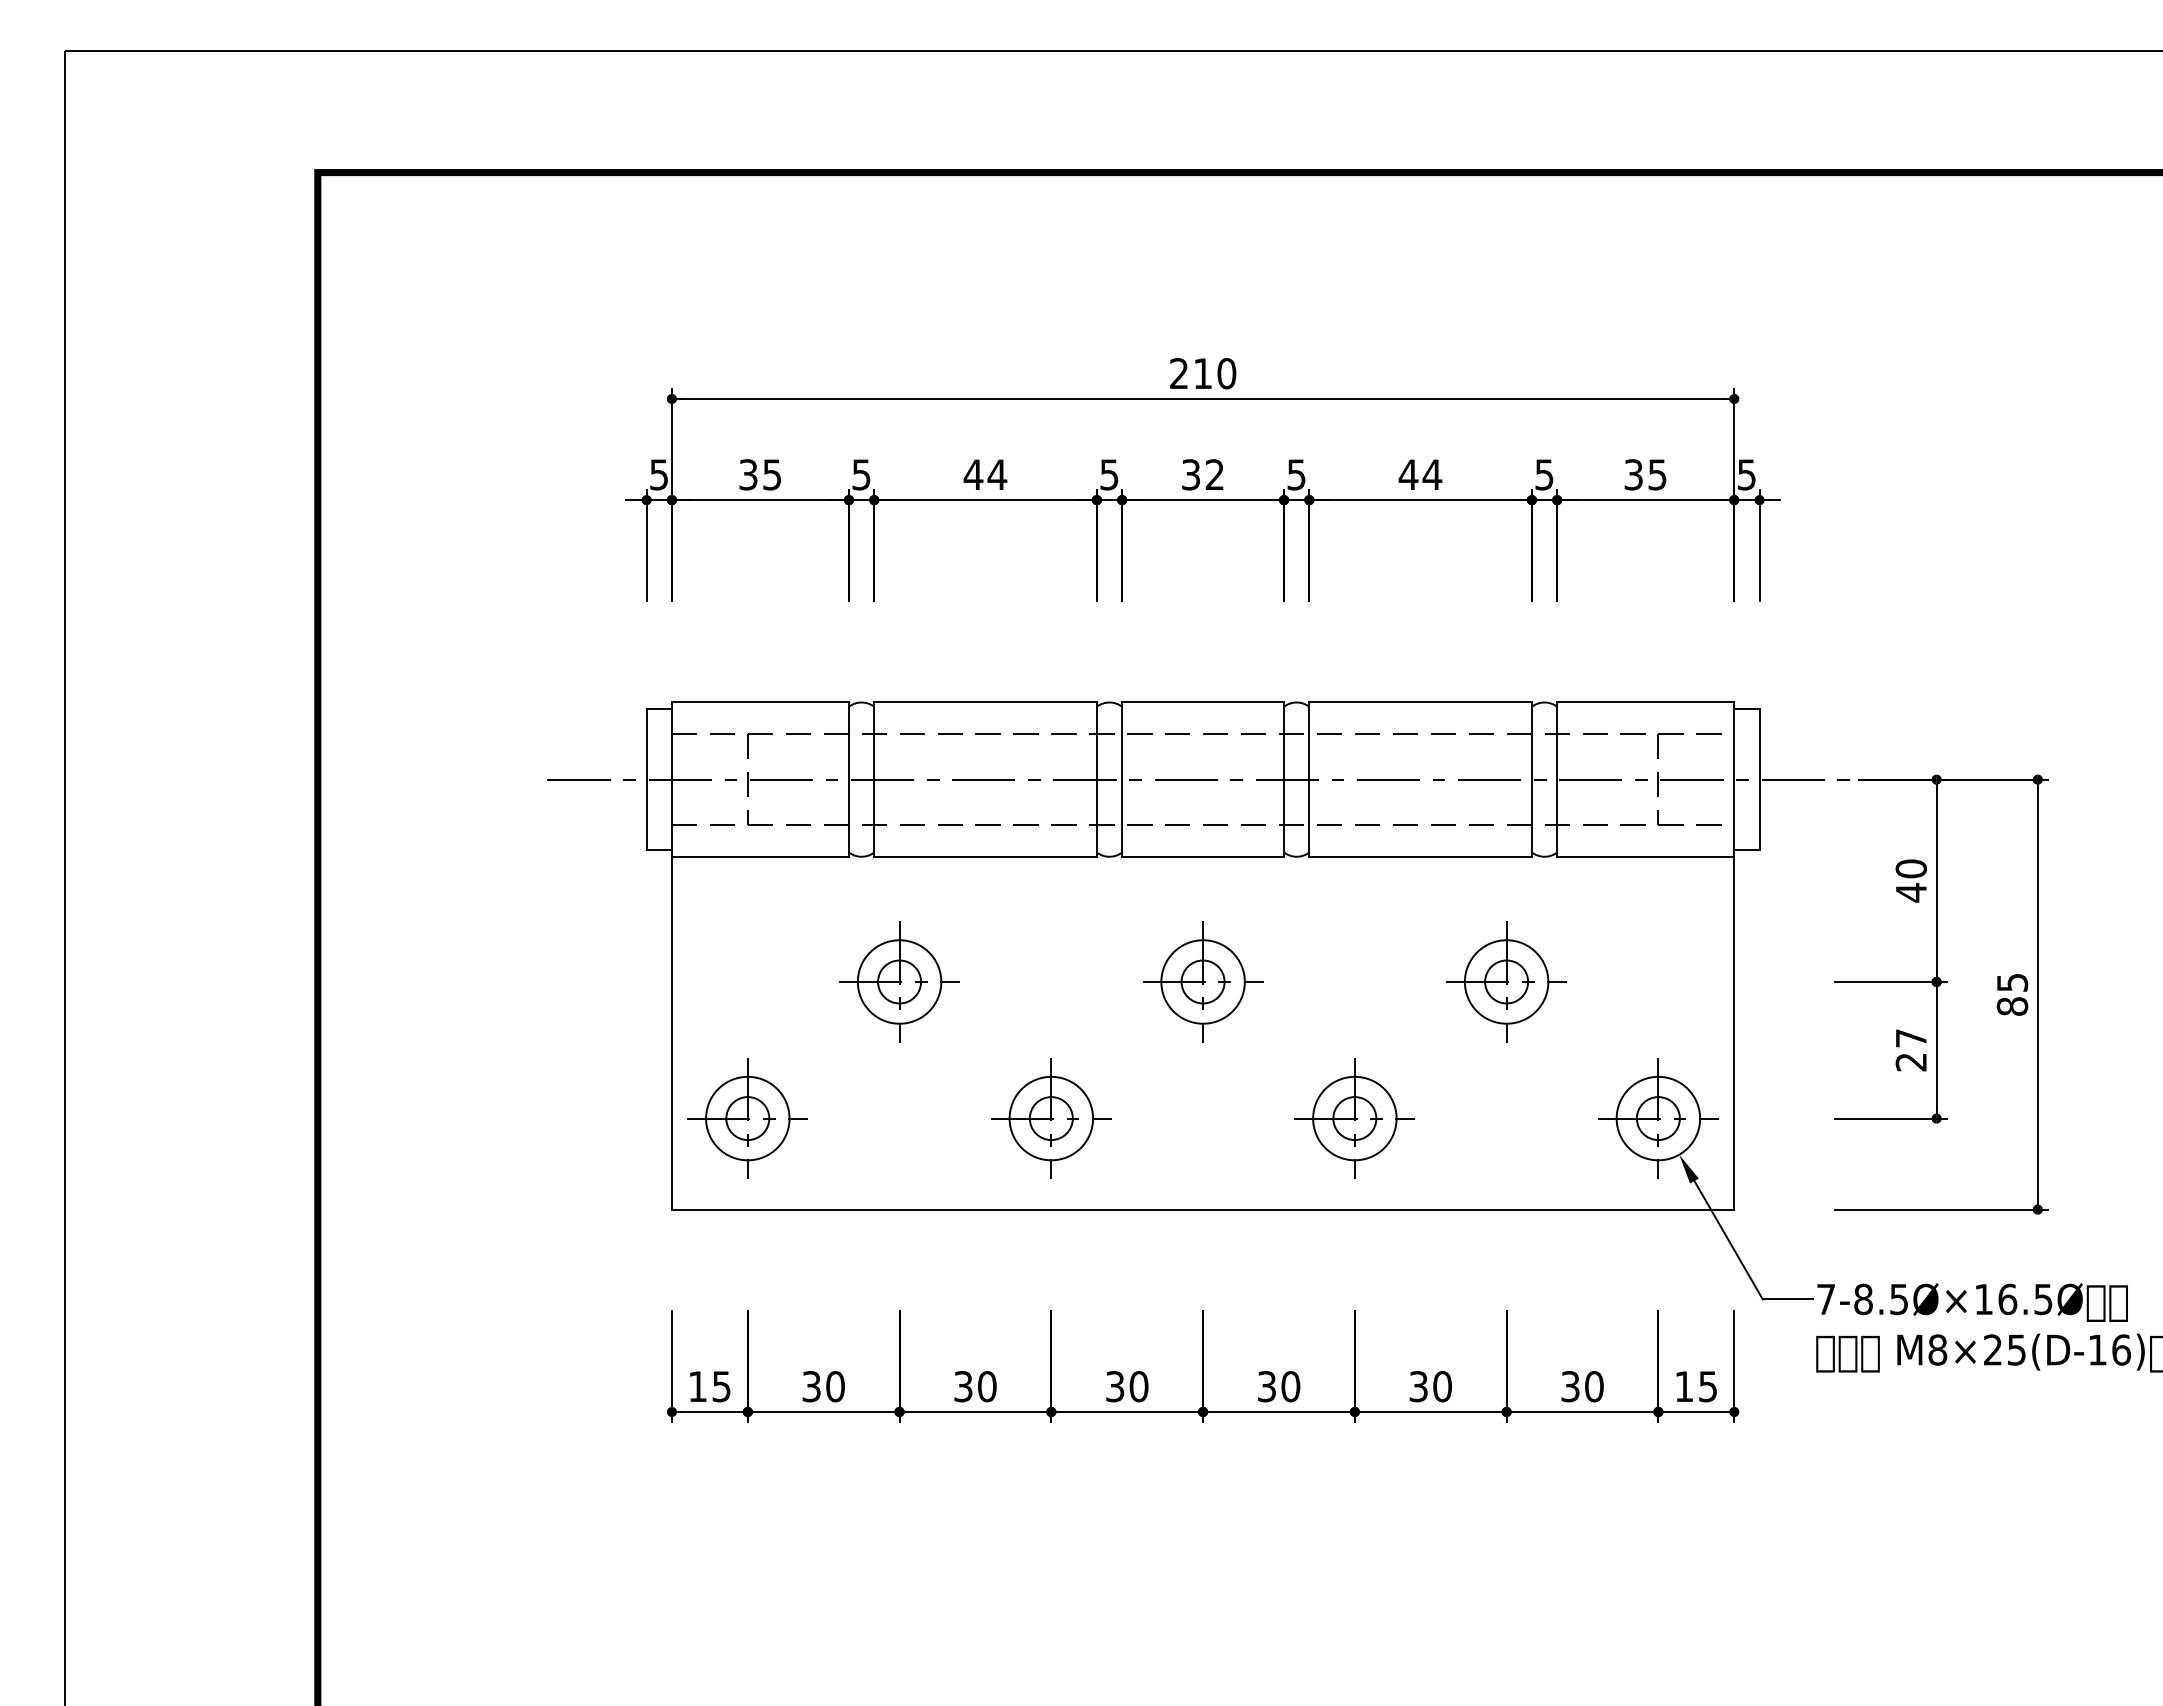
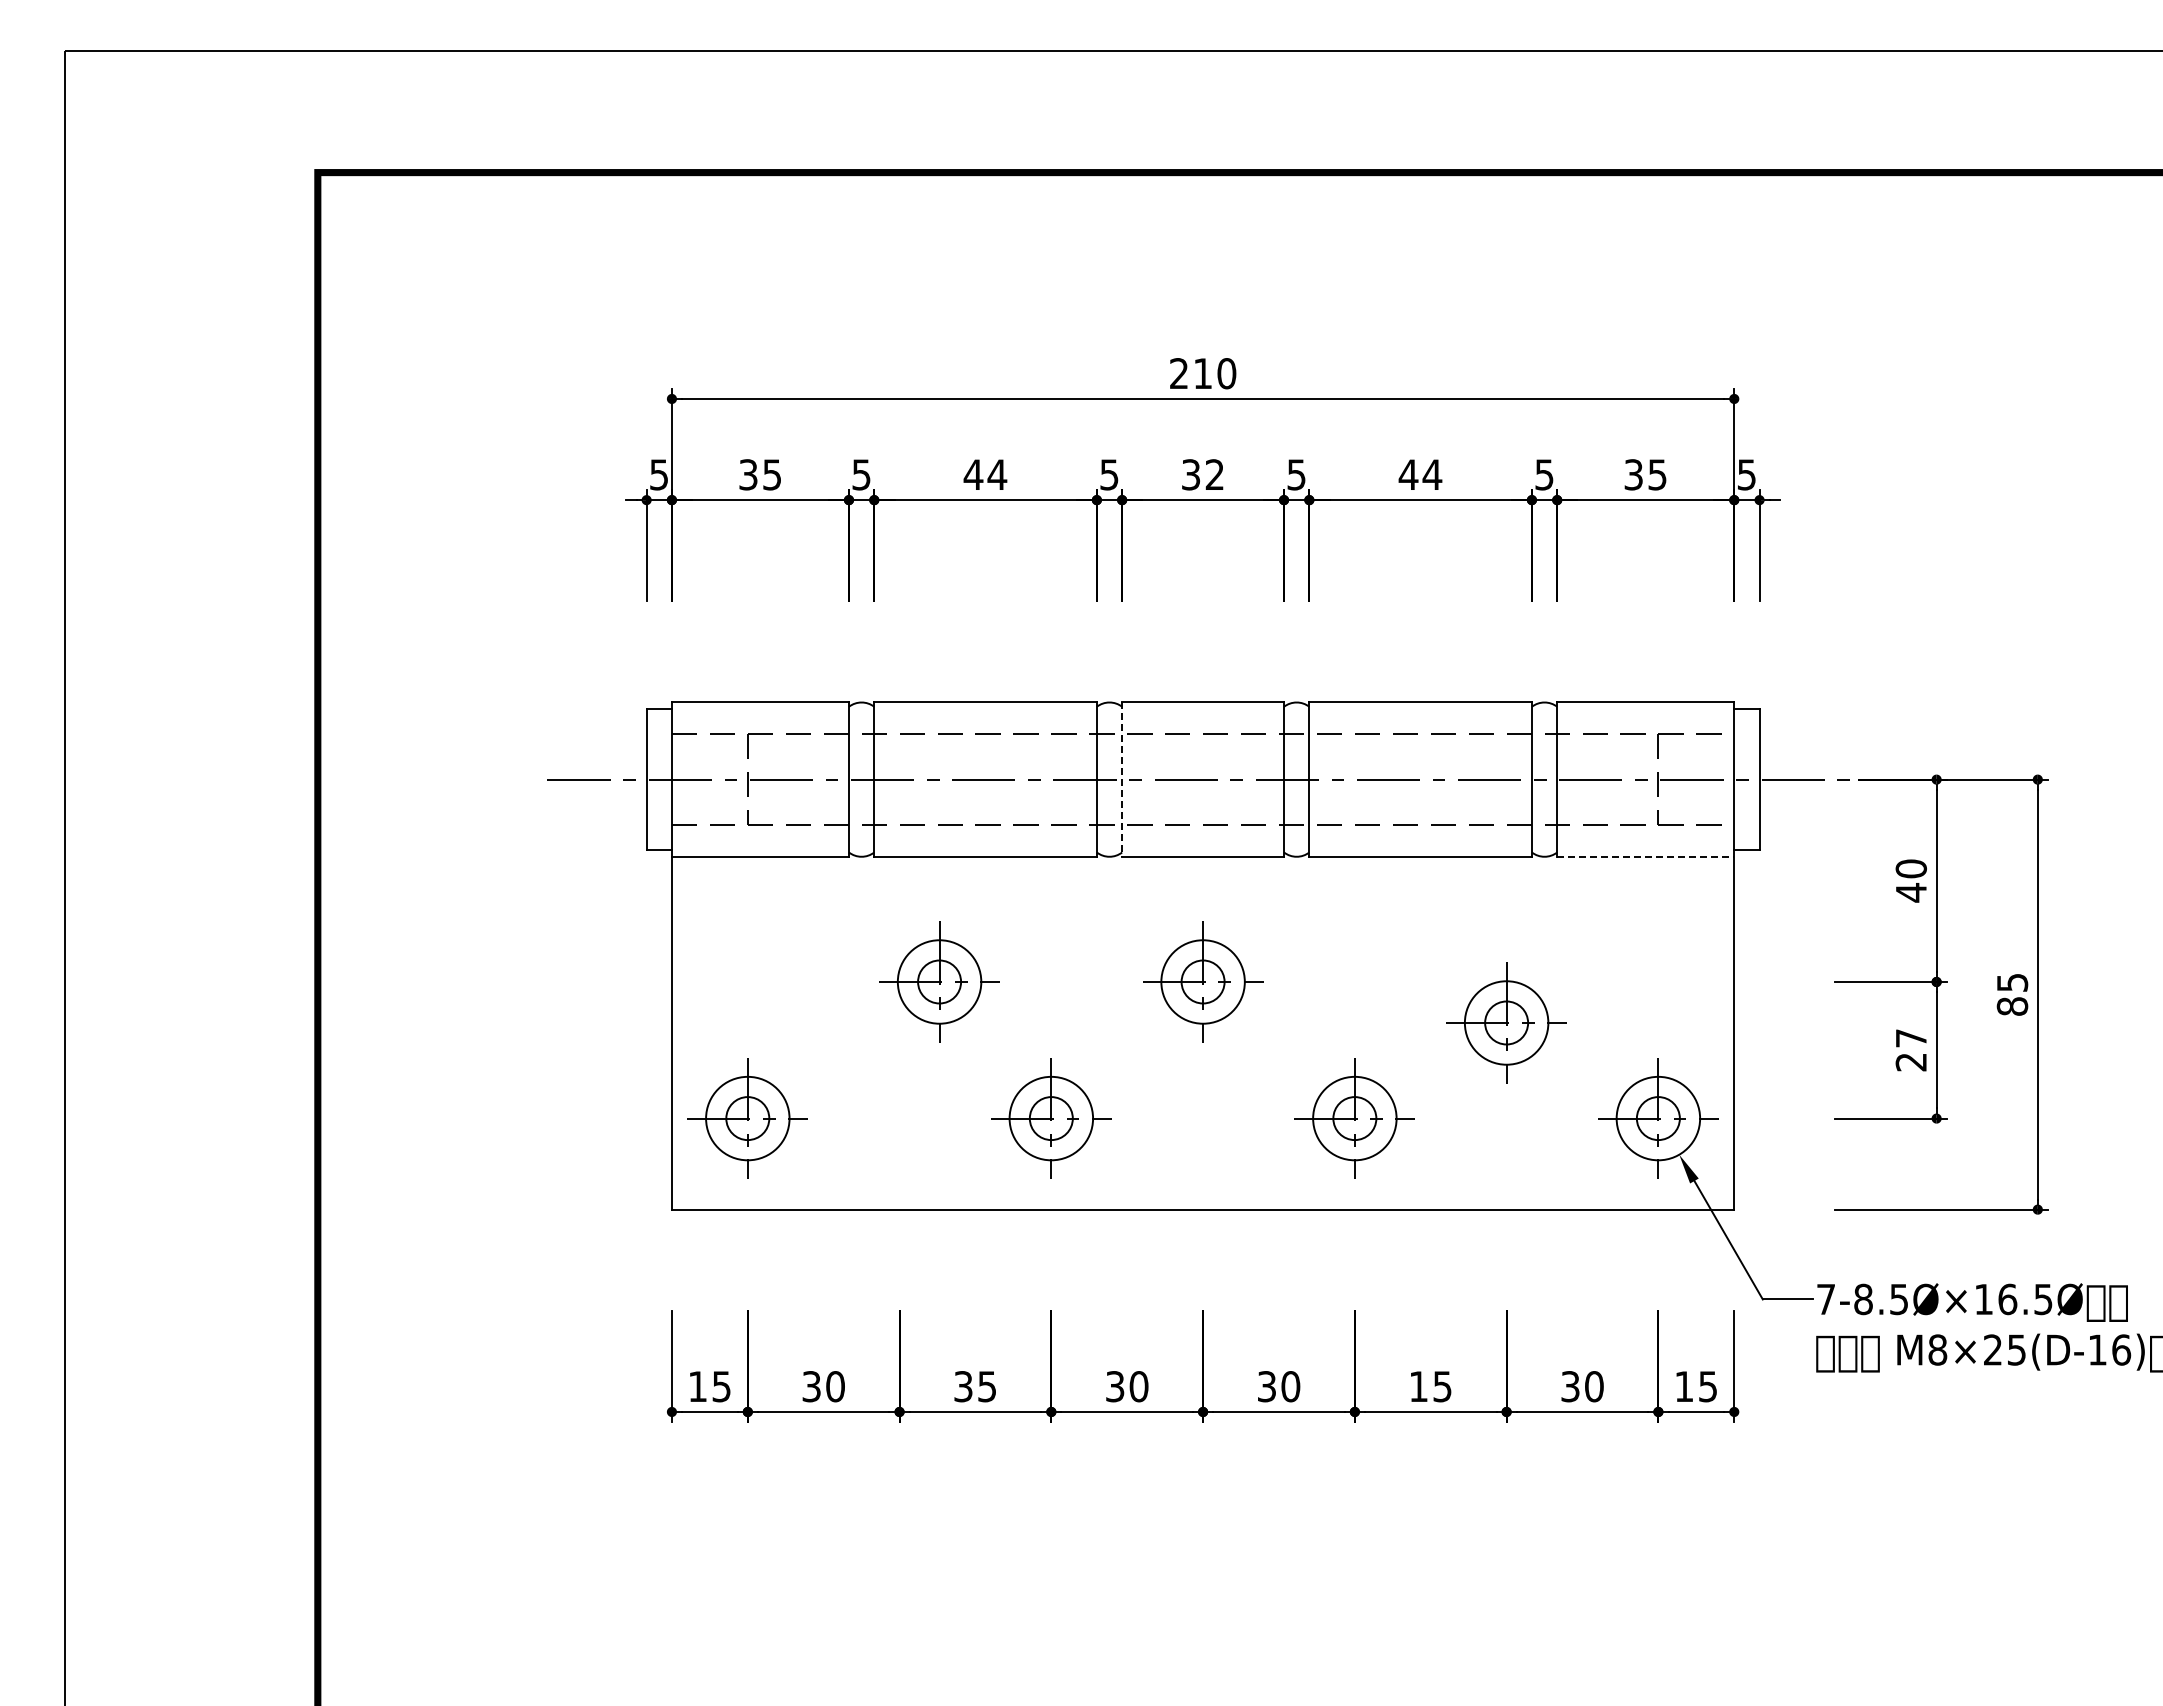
line: solid -> dashed (1122, 780)
line: solid -> dashed (1645, 856)
part position: (899, 981) -> (939, 981) (939, 981)
part position: (1506, 981) -> (1506, 1022) (1506, 1022)
text: 30 -> 35 (987, 1386)
text: 30 -> 15 (1430, 1386)
